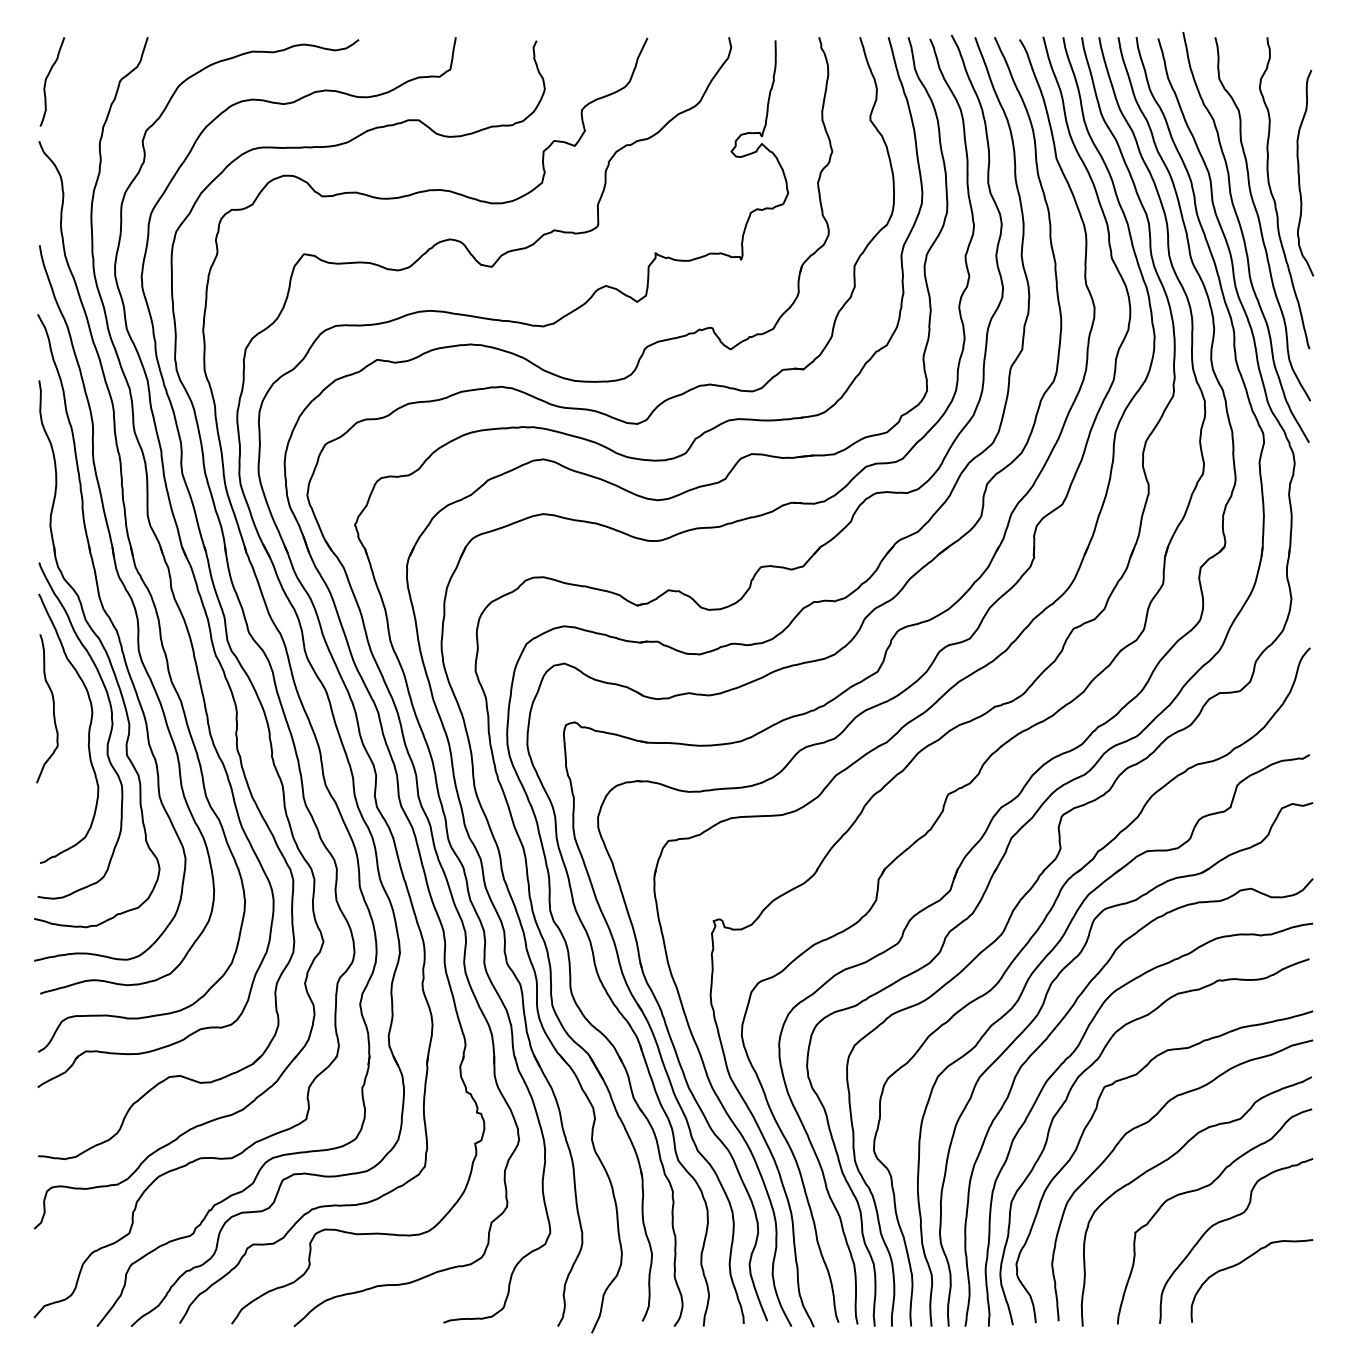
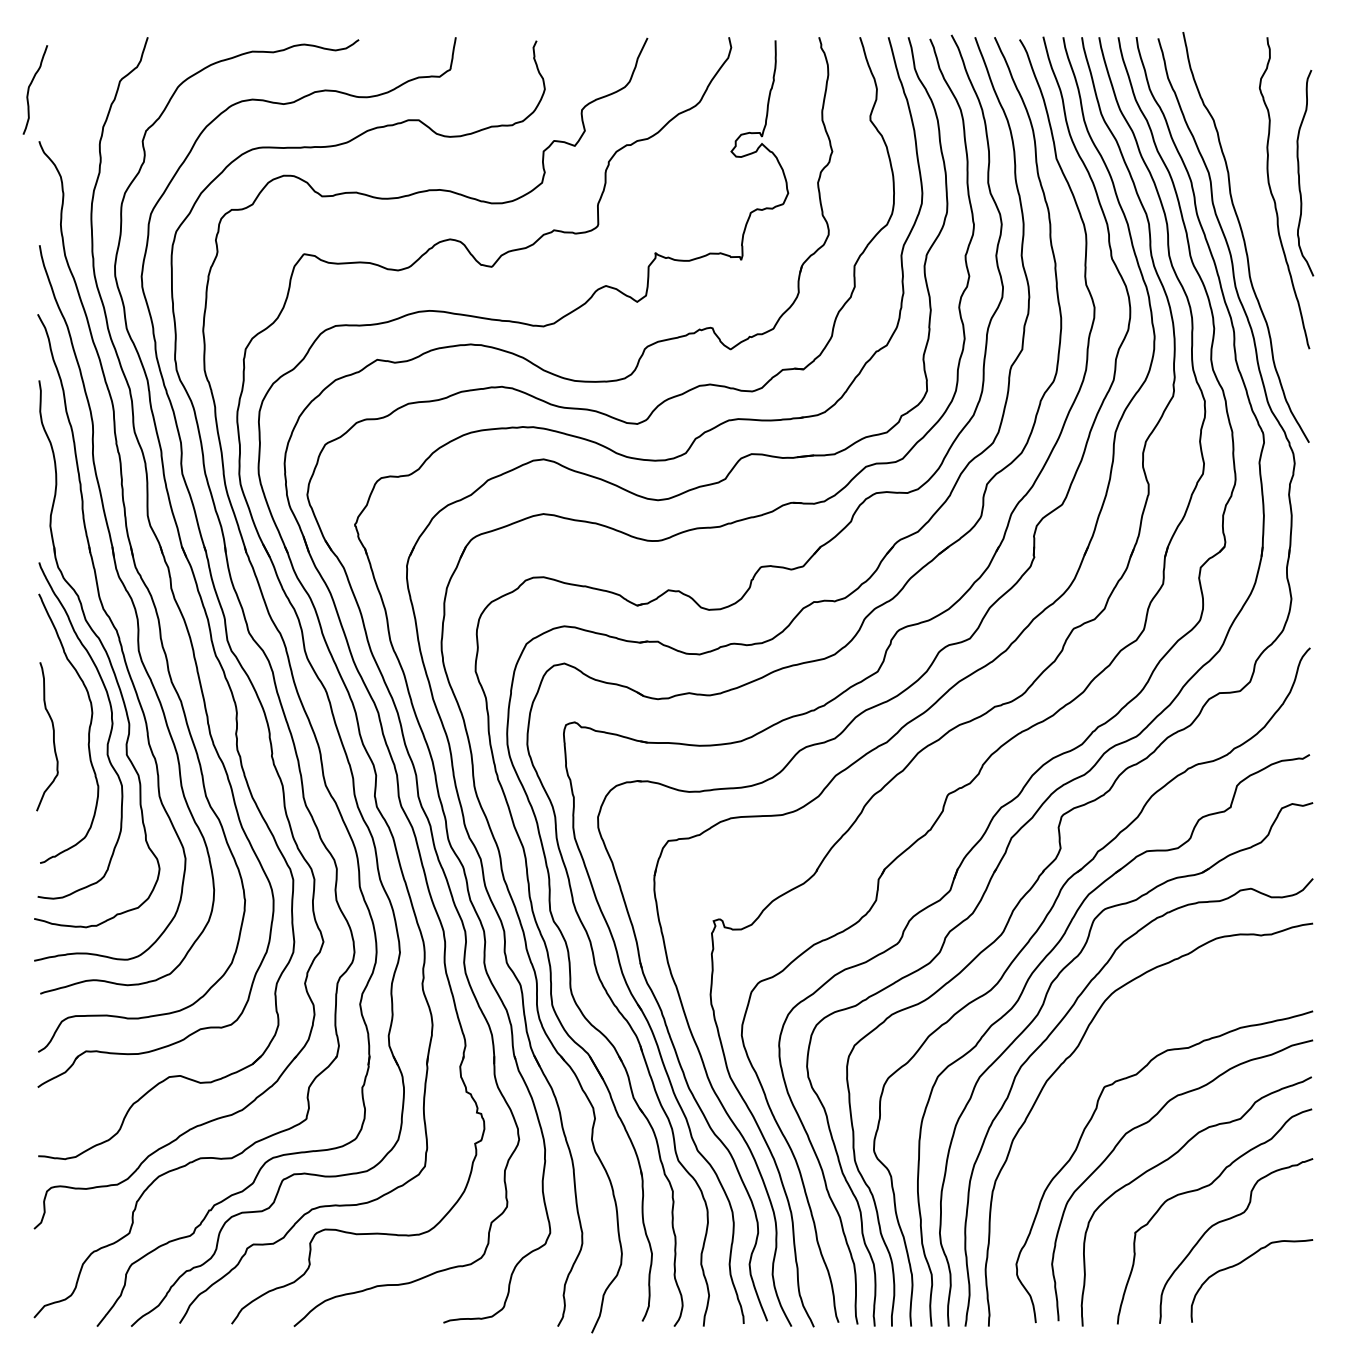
curve position: (47, 78) -> (30, 86) (30, 86)
curve: present -> none (1260, 221)
curve position: (53, 708) -> (53, 736) (53, 736)
curve: present -> none (1068, 1097)
